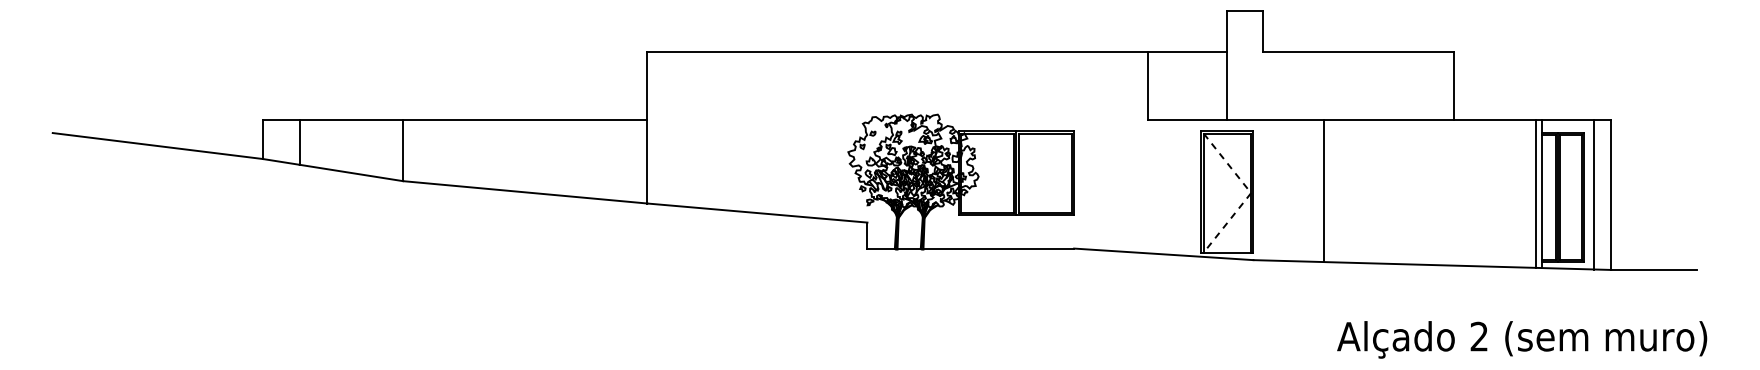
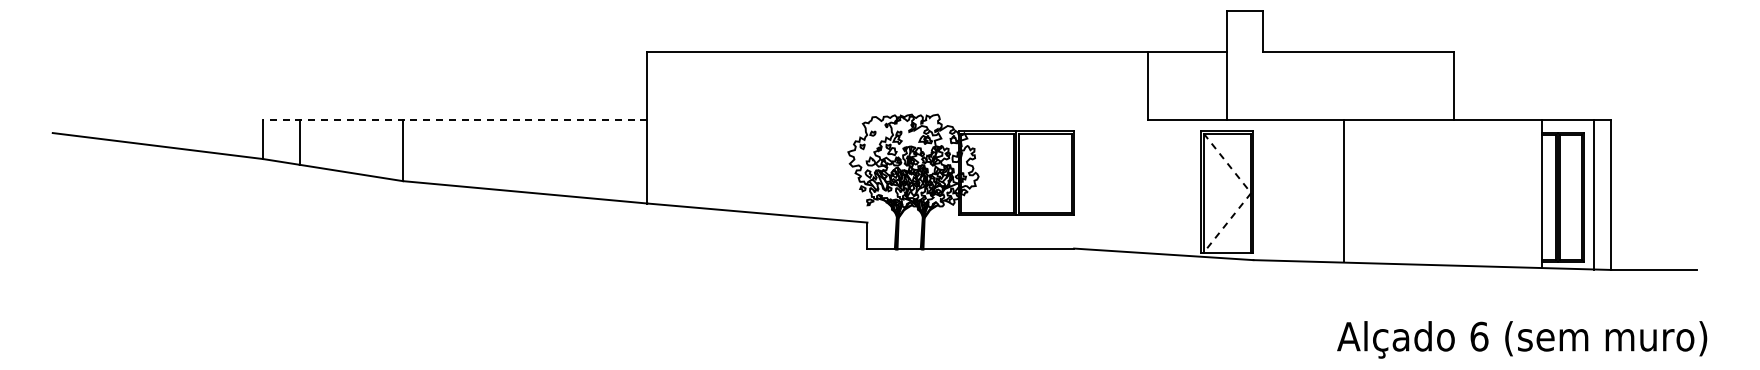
line: solid -> dashed (454, 119)
line position: (1324, 190) -> (1344, 190) (1344, 190)
line: present -> none (1535, 193)
text: 2 -> 6 (1479, 336)
